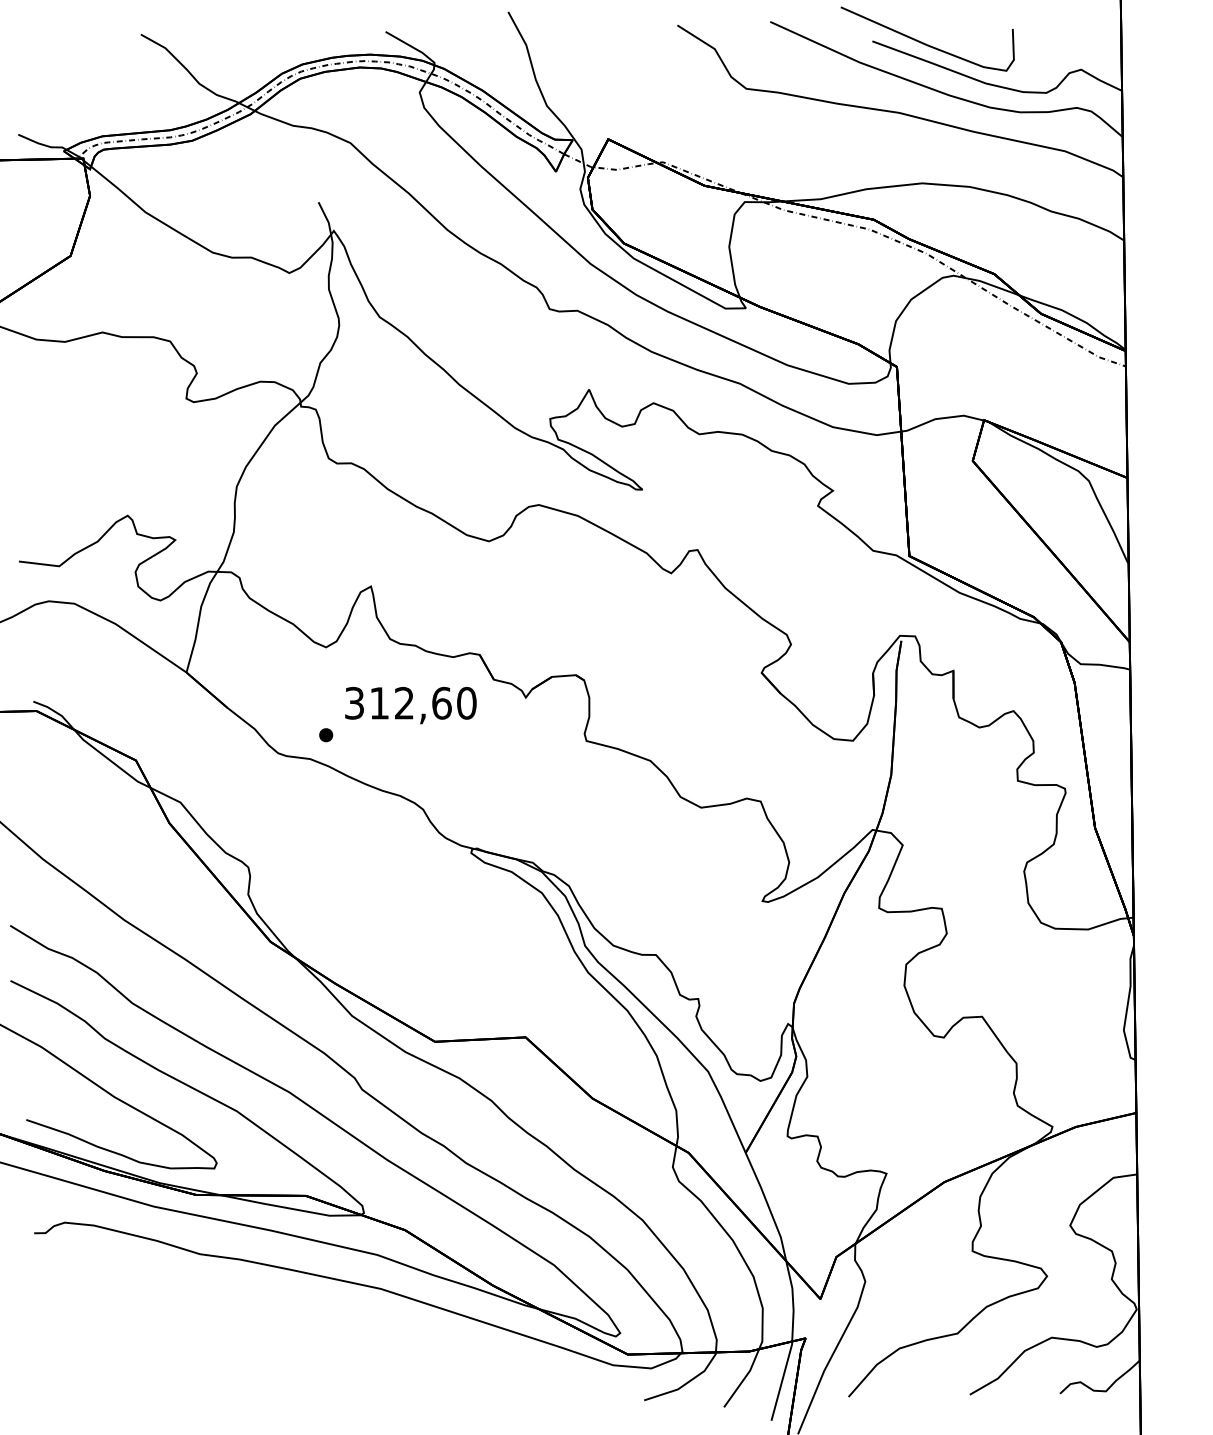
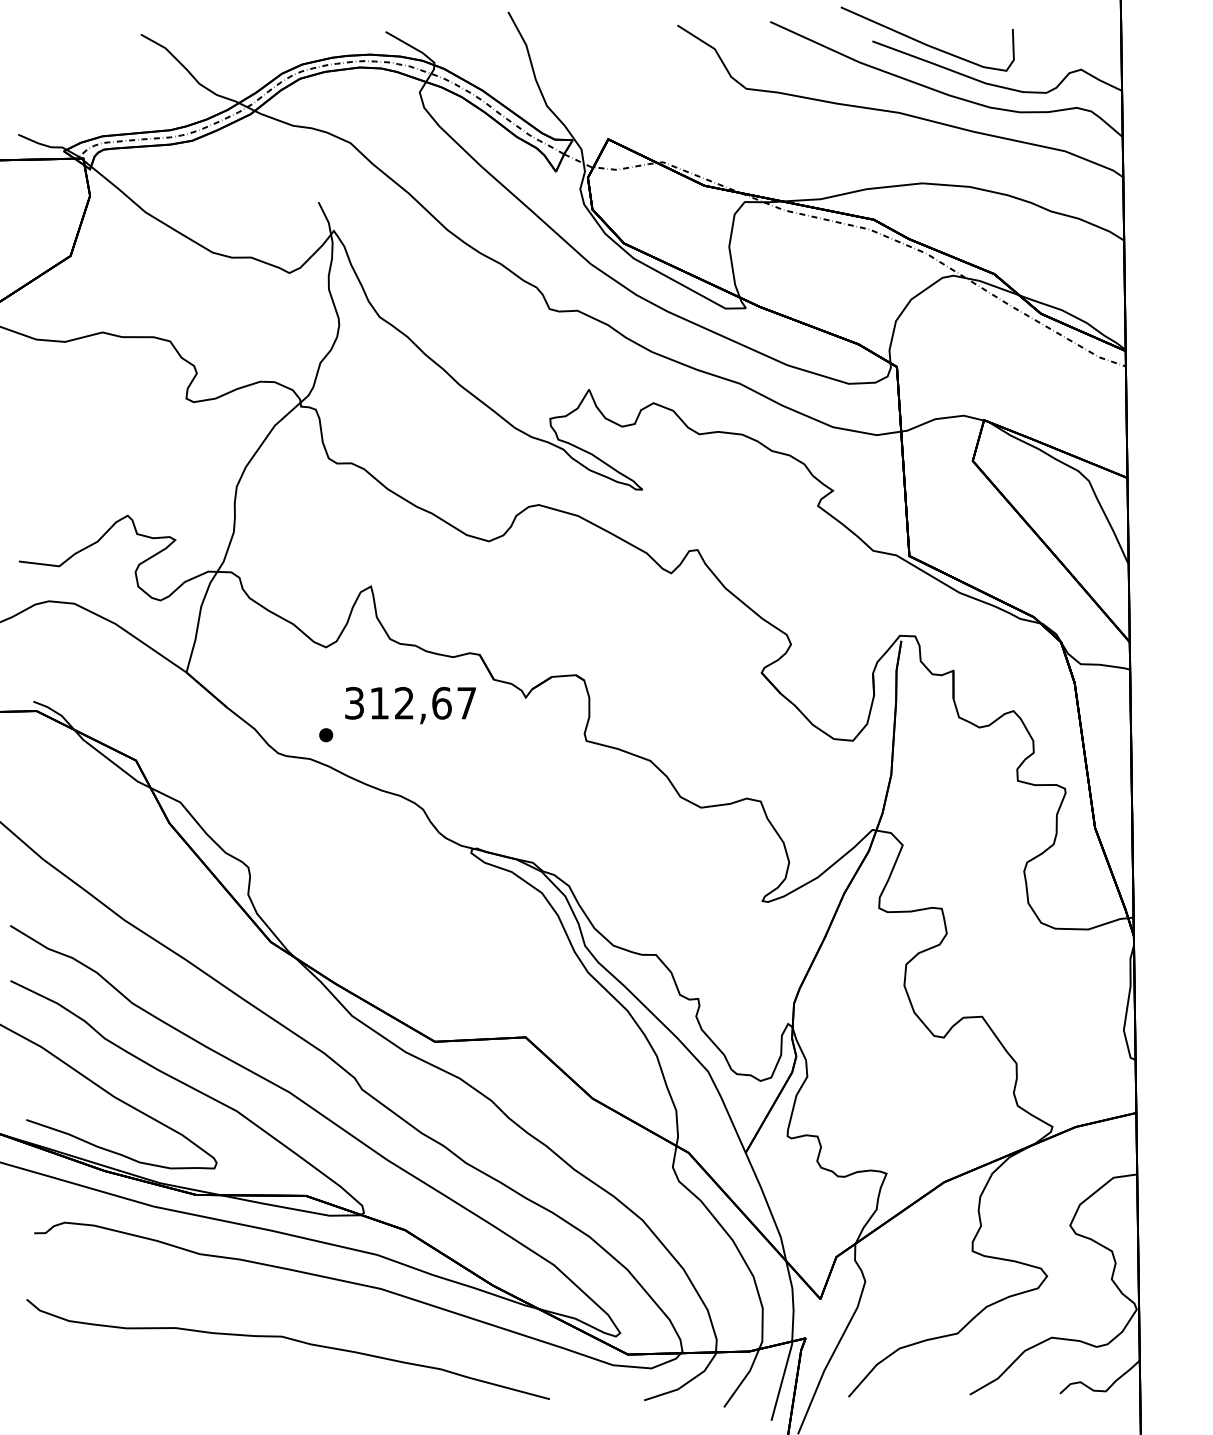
text: 312,60 -> 312,67 (466, 702)
curve: none -> present (291, 1340)
